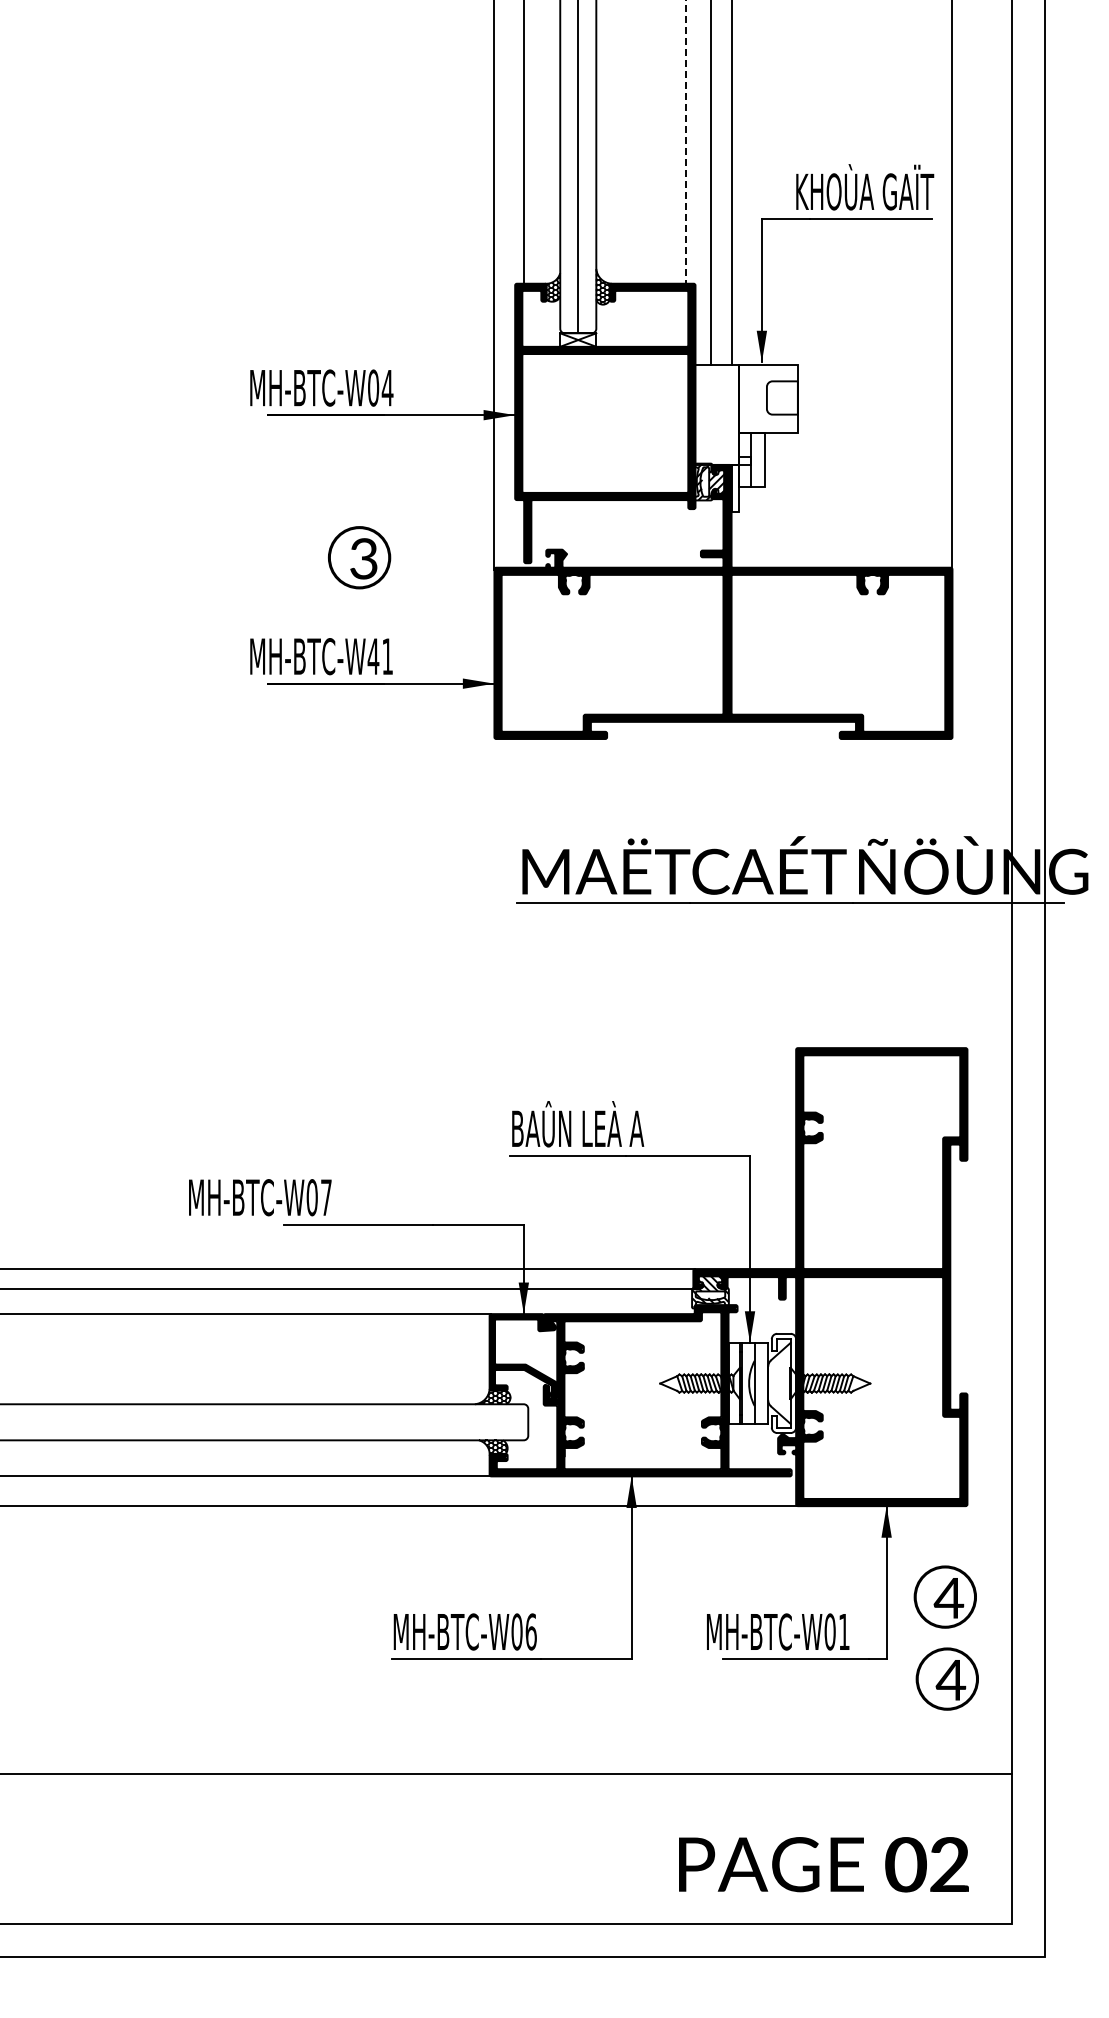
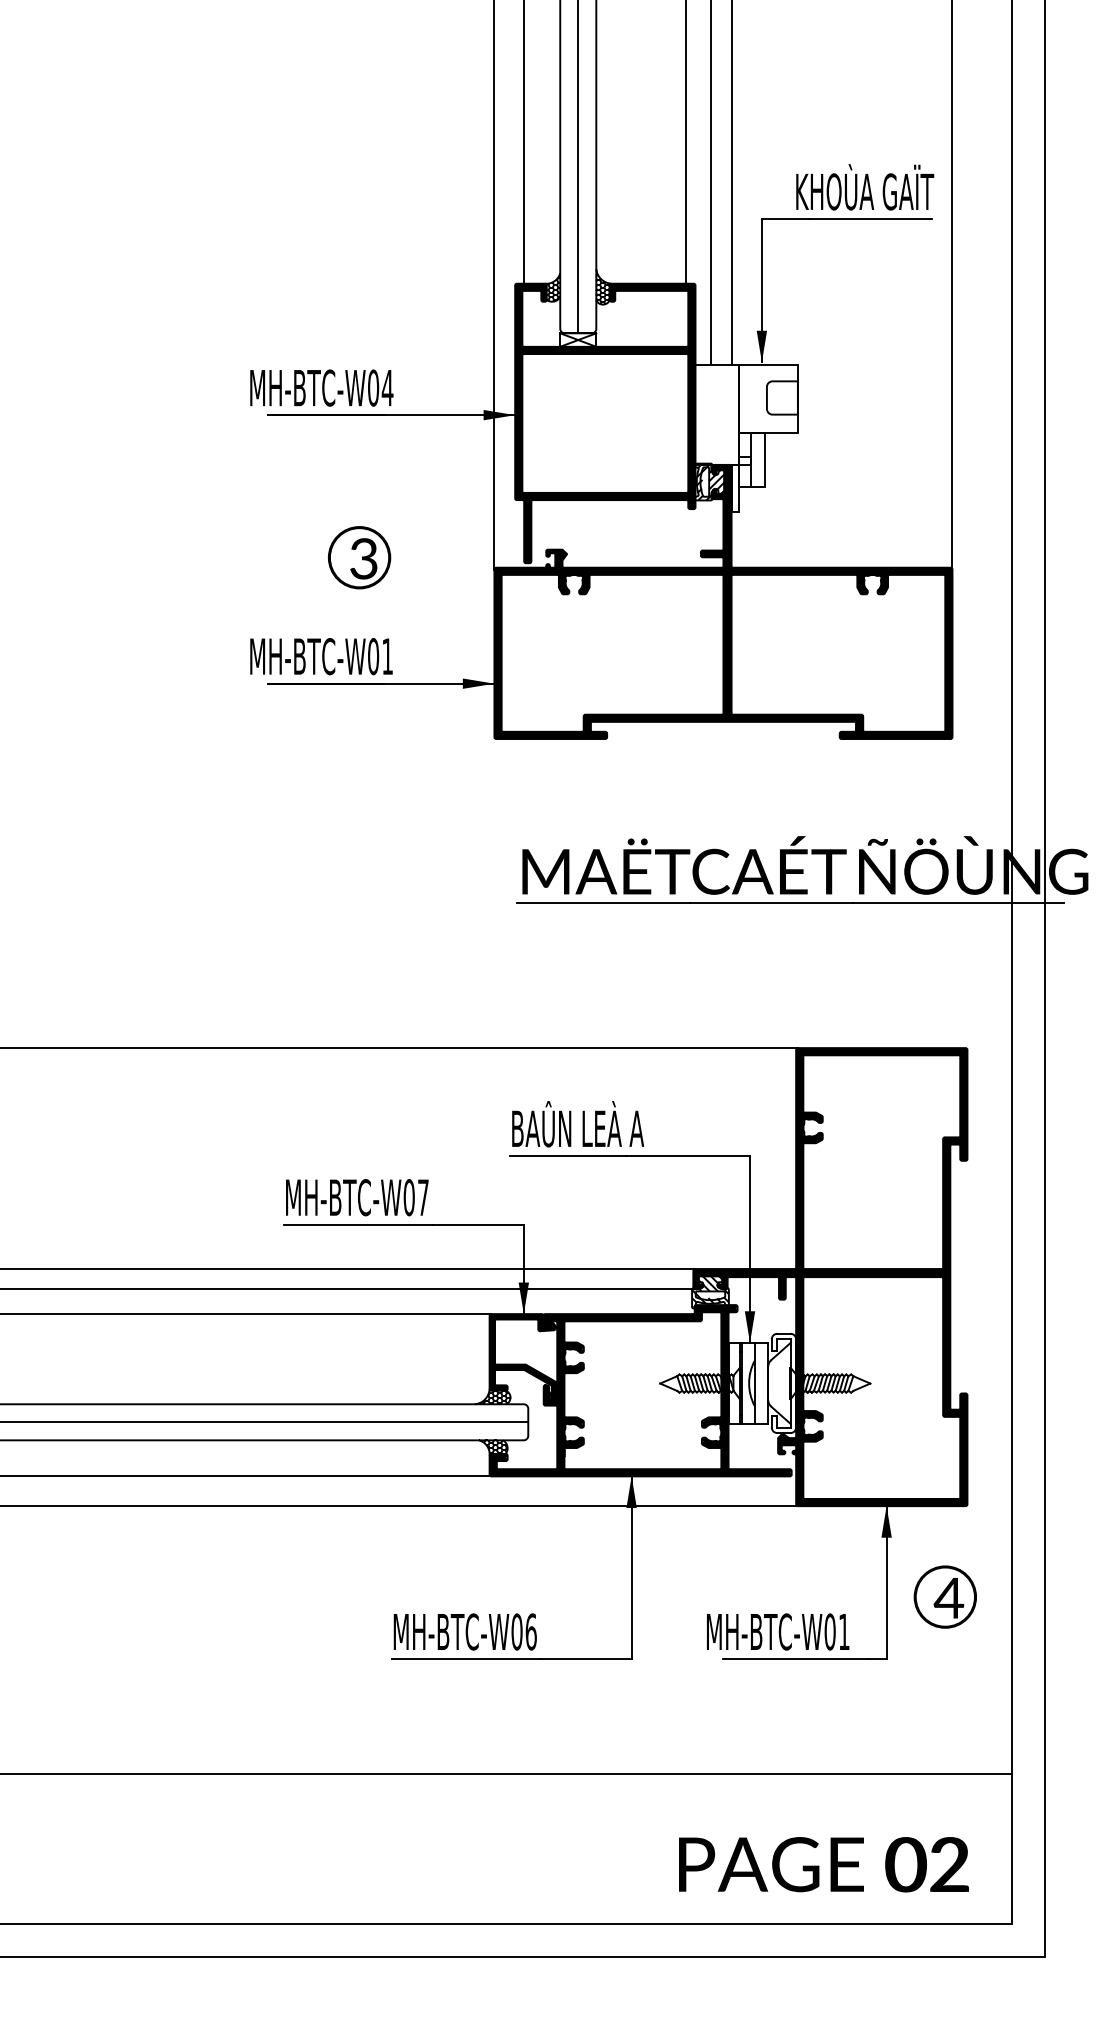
line: dashed -> solid (686, 142)
text: MH-BTC-W41 -> MH-BTC-W01 (373, 656)
line: none -> present (399, 1048)
text position: (260, 1197) -> (357, 1197) (357, 1197)
line: none -> present (265, 1422)
part: present -> none (946, 1678)
